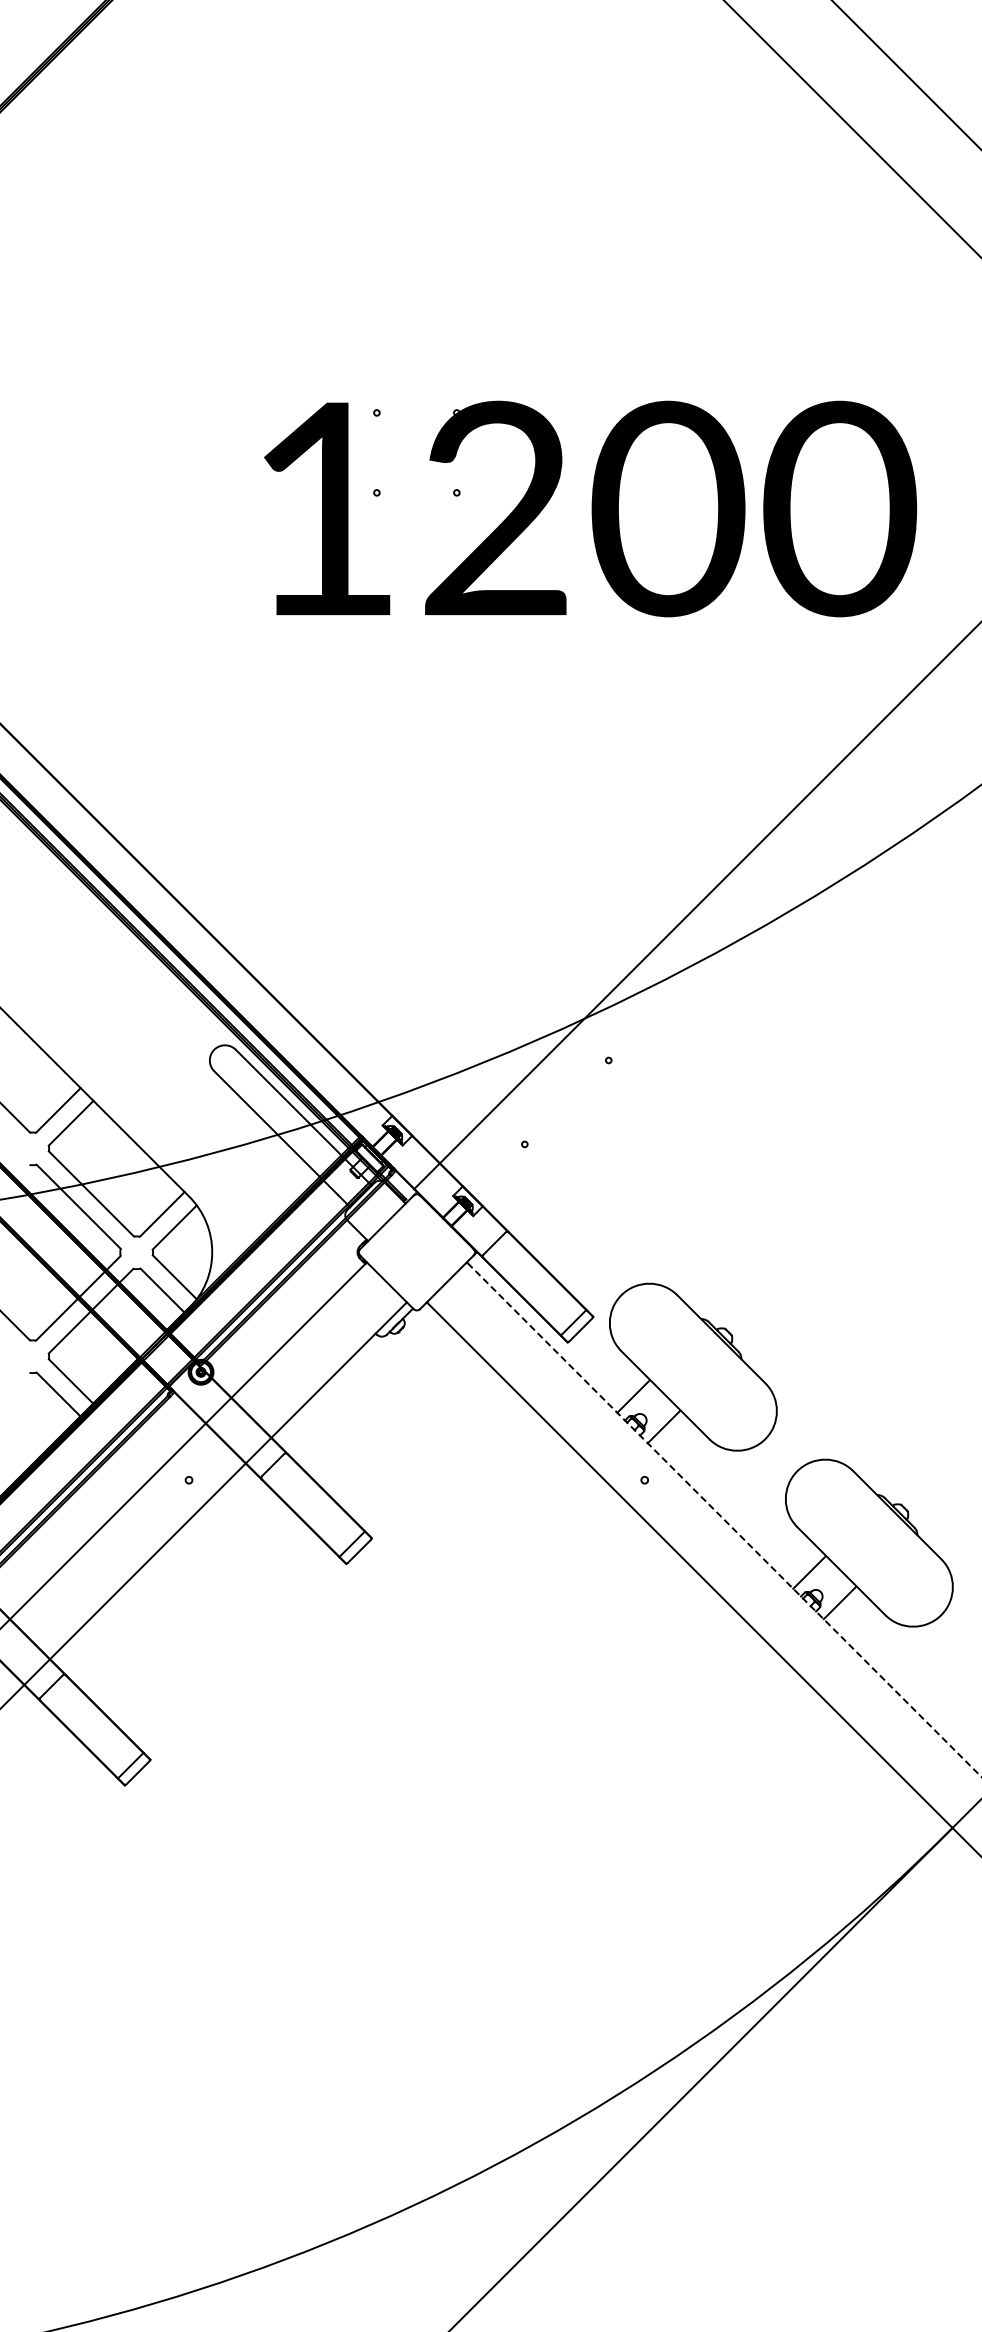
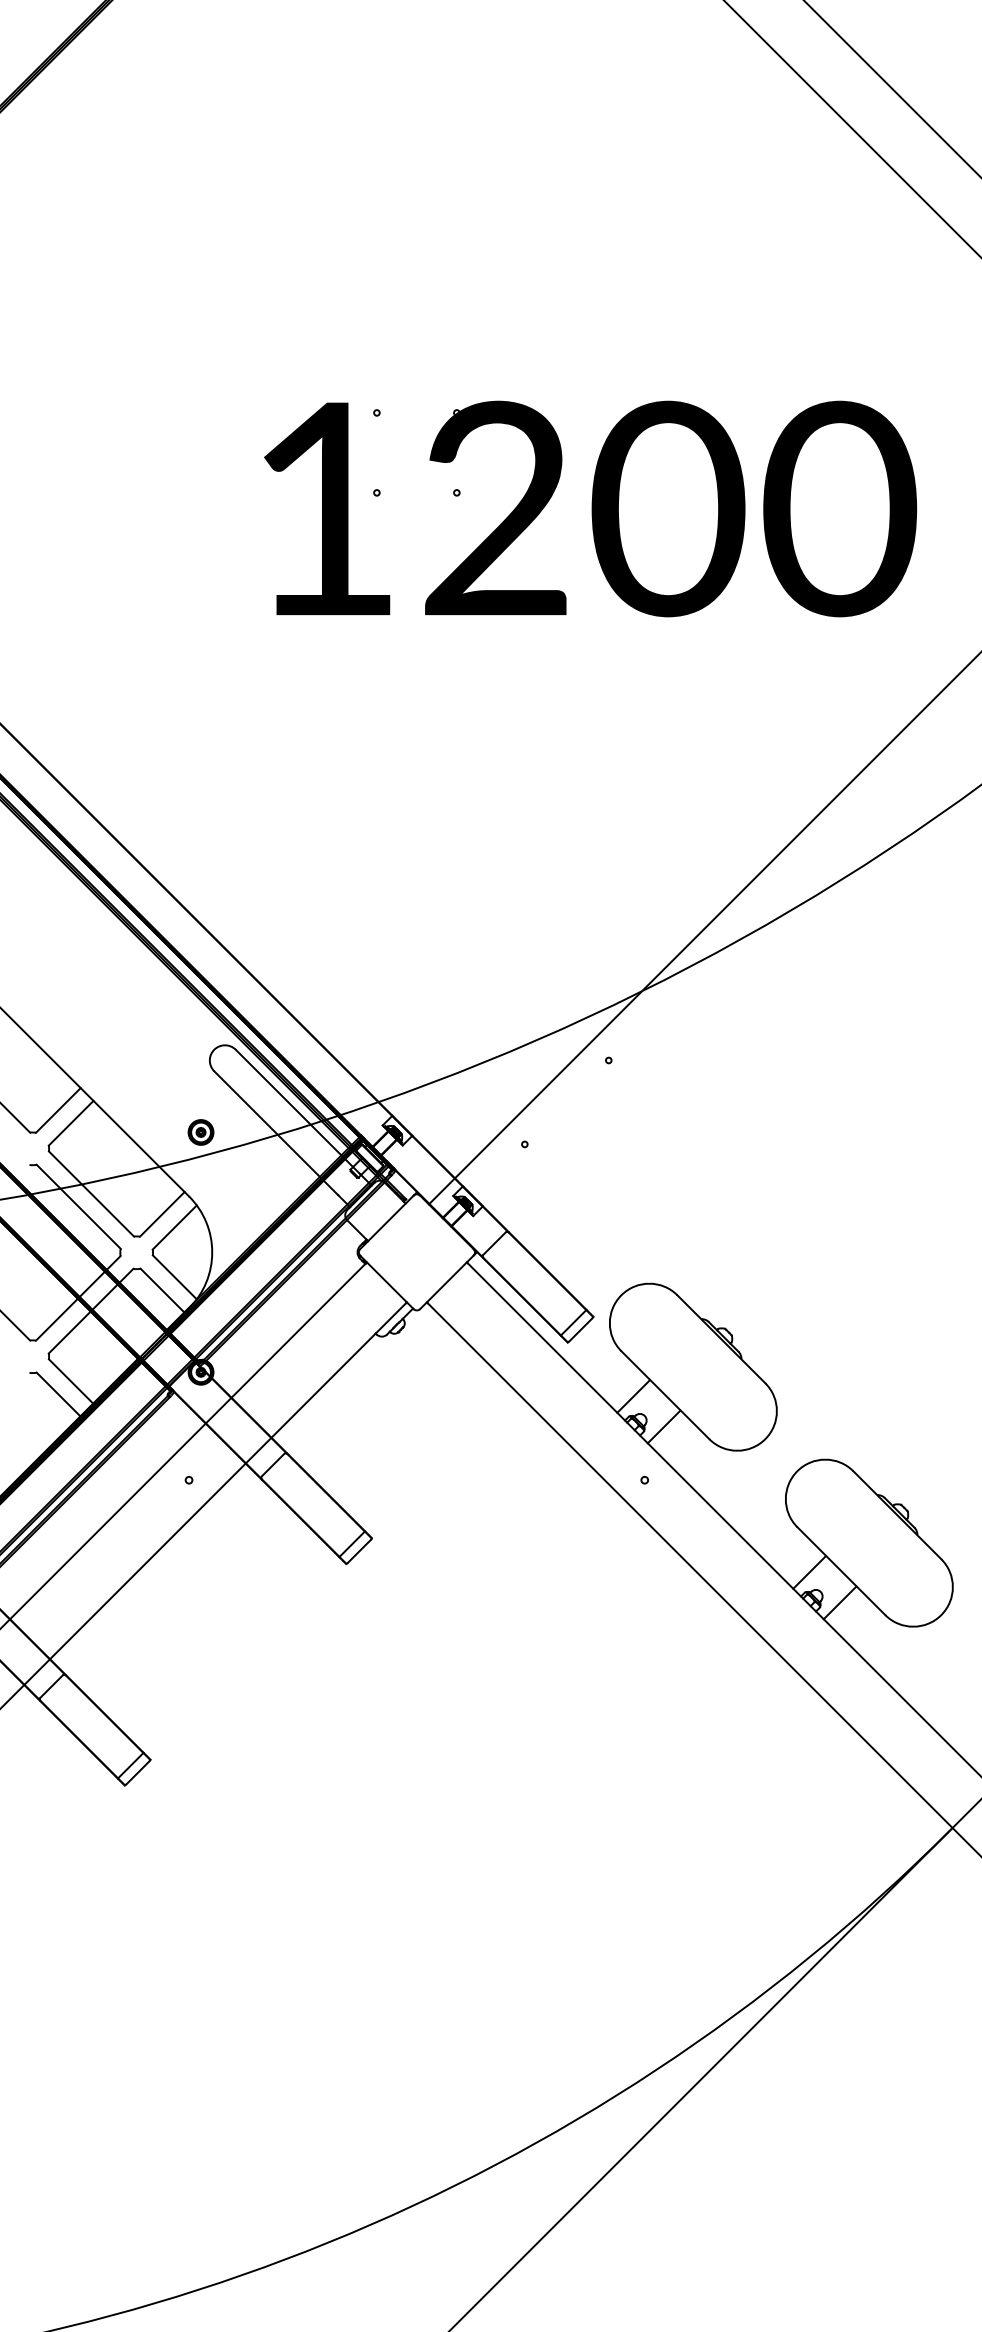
line position: (905, 74) -> (891, 88) (891, 88)
line position: (695, 906) -> (703, 929) (703, 929)
part: none -> present (200, 1132)
line: dashed -> solid (724, 1520)
